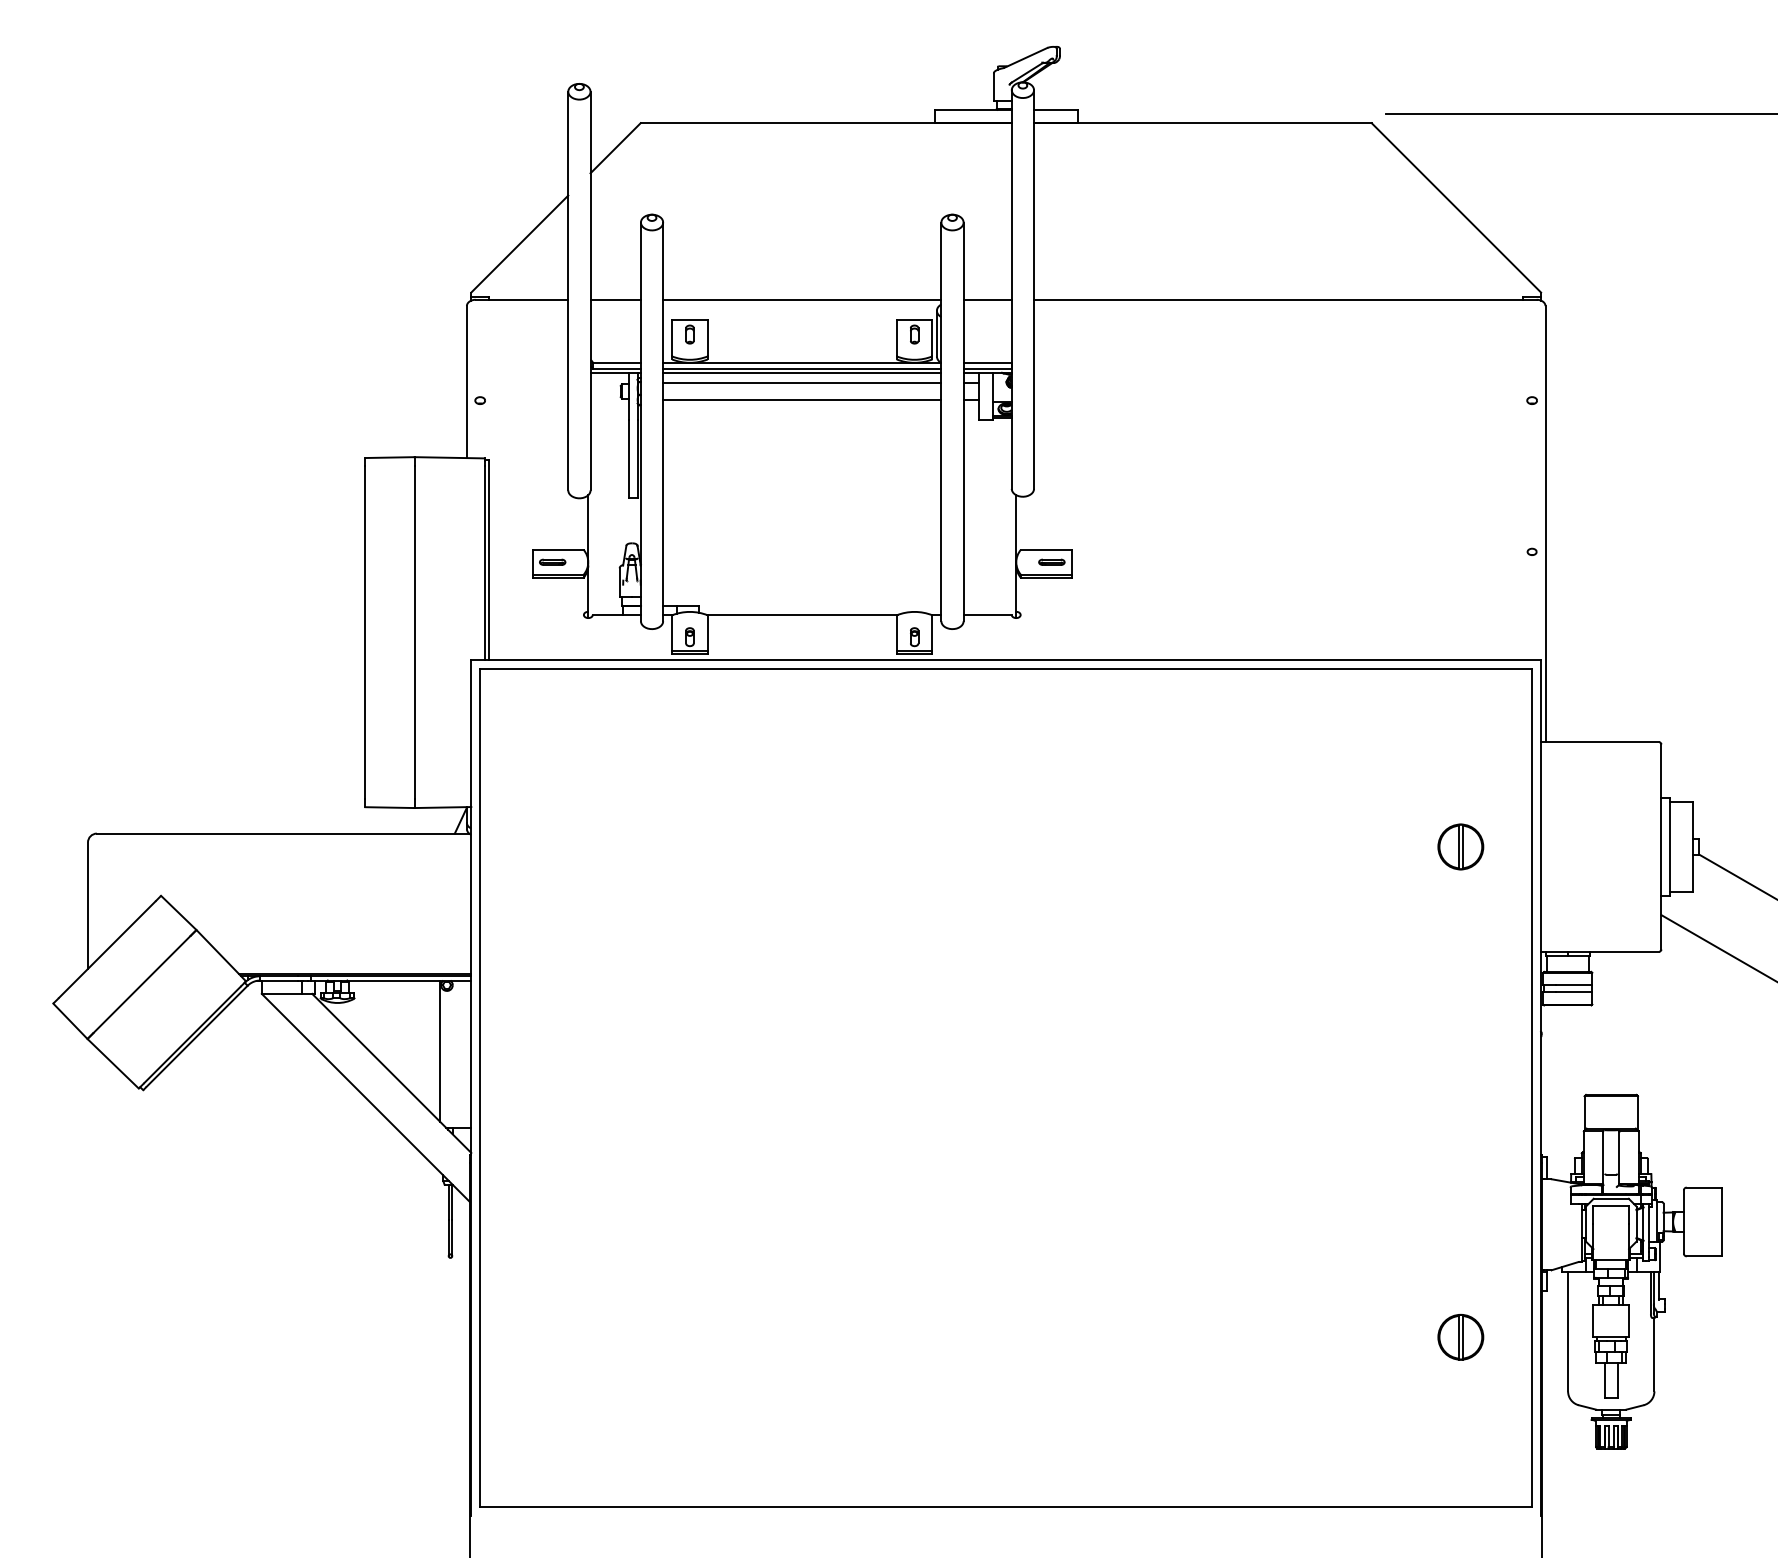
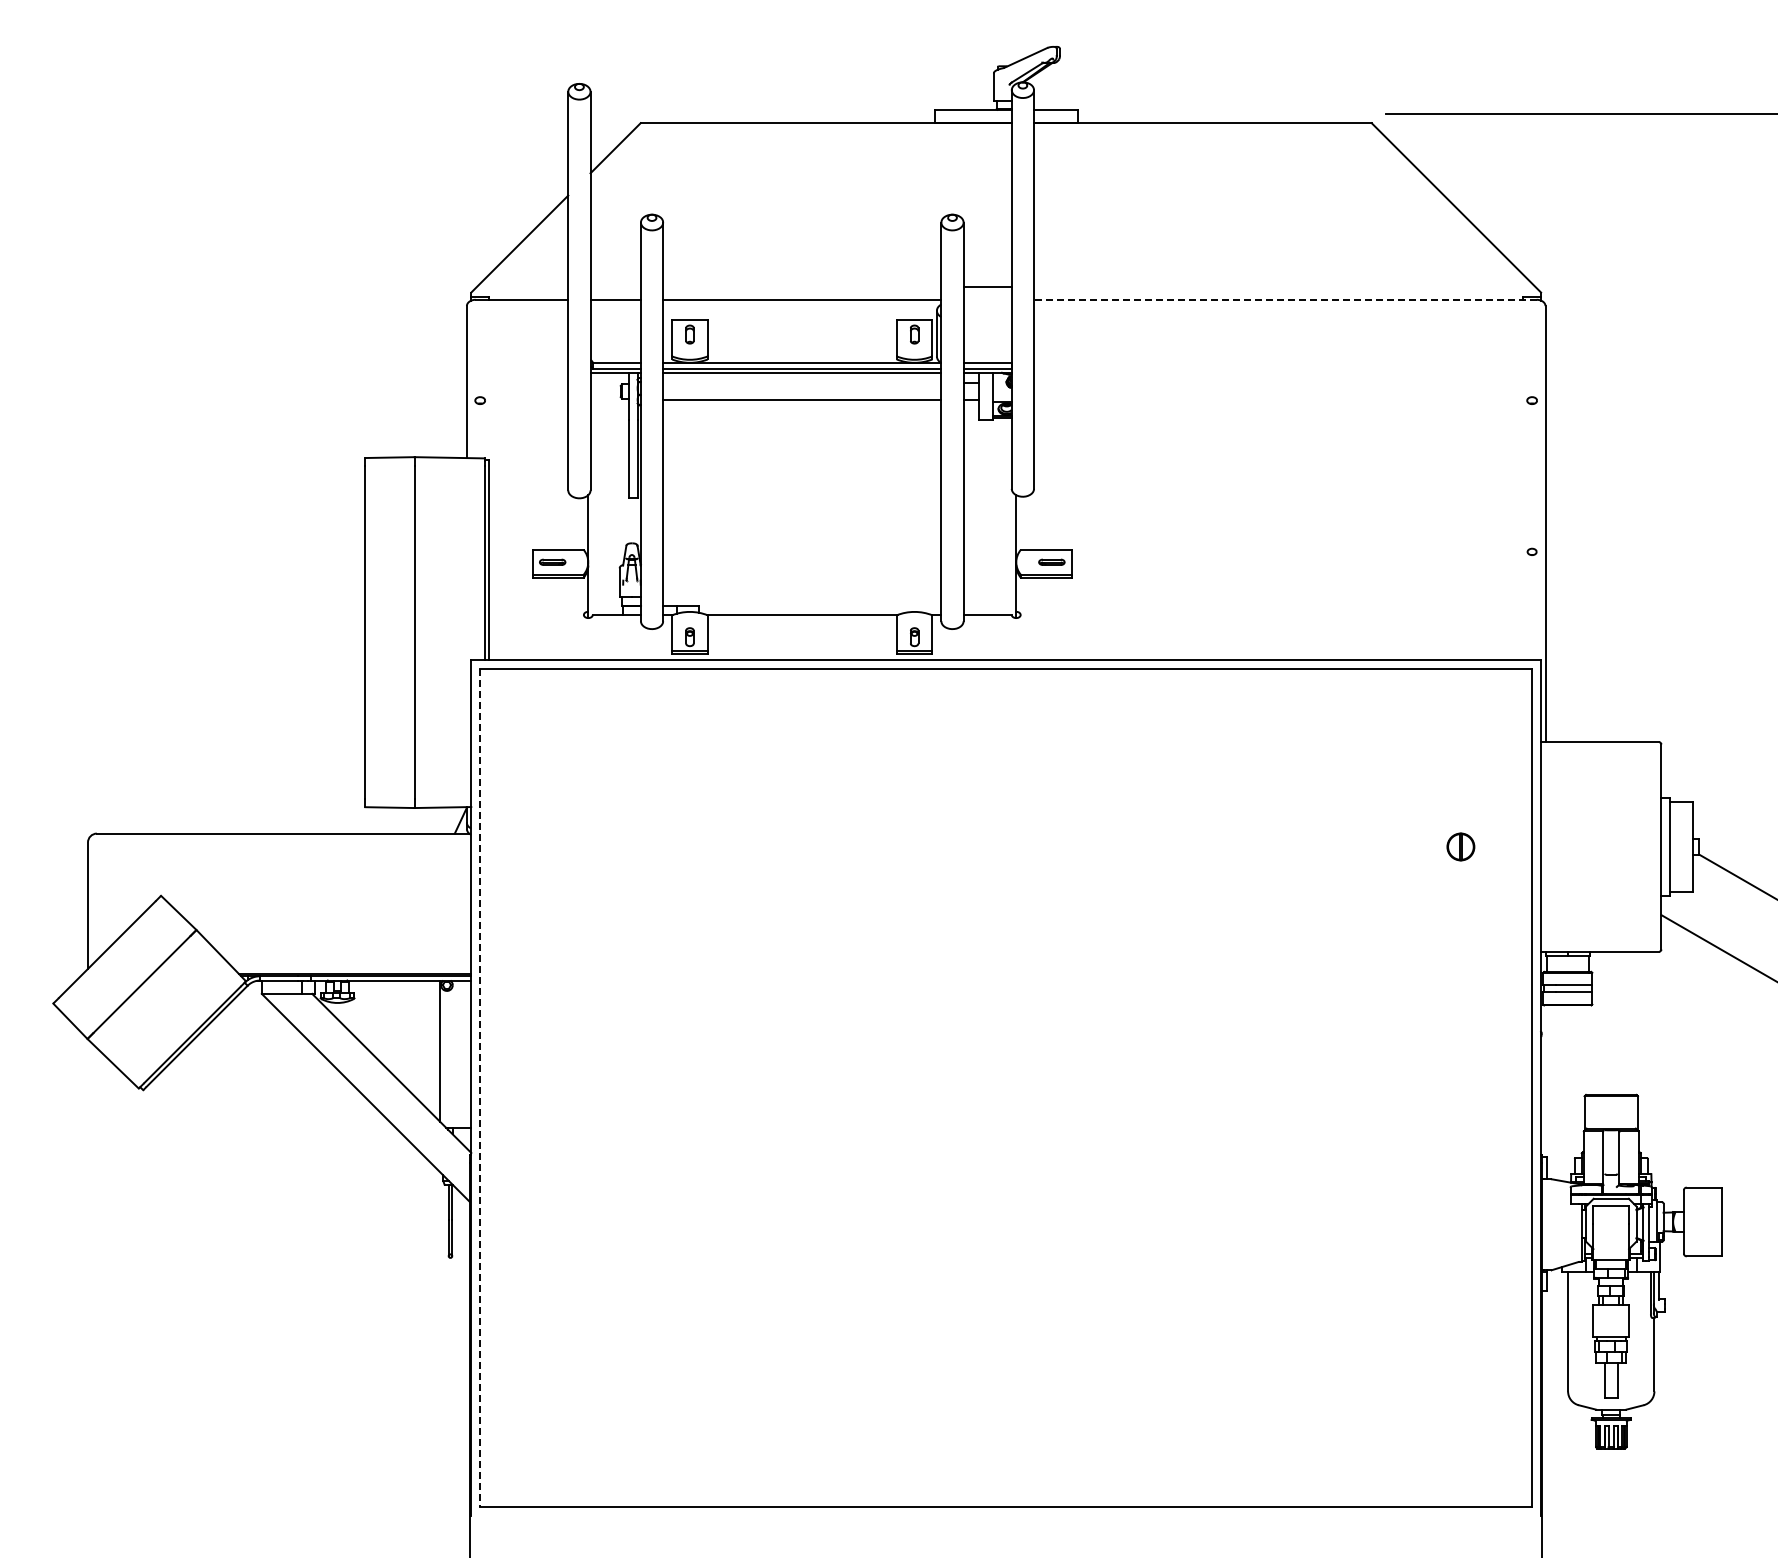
line position: (987, 299) -> (987, 286) (987, 286)
line: solid -> dashed (1284, 299)
line: present -> none (802, 383)
part size: 48x48 px -> 30x30 px (1460, 846)
line: solid -> dashed (480, 1087)
part: present -> none (1460, 1337)
